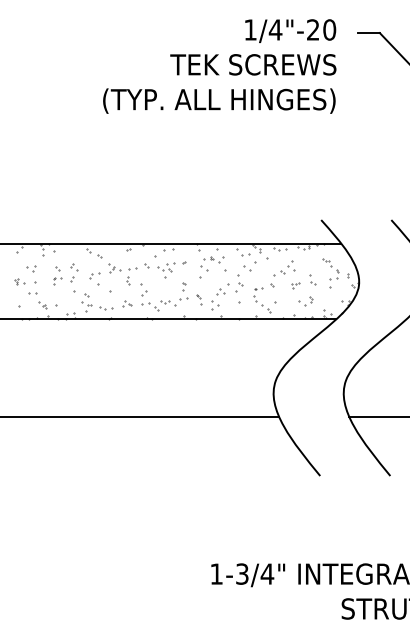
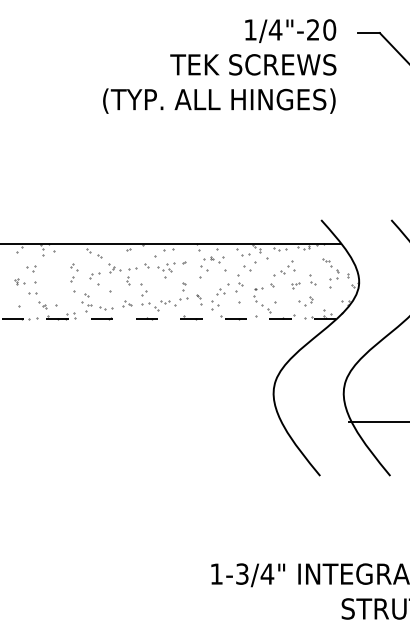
part: present -> none (57, 275)
line: solid -> dashed (168, 319)
line: present -> none (140, 416)
line position: (377, 416) -> (377, 421) (377, 421)
